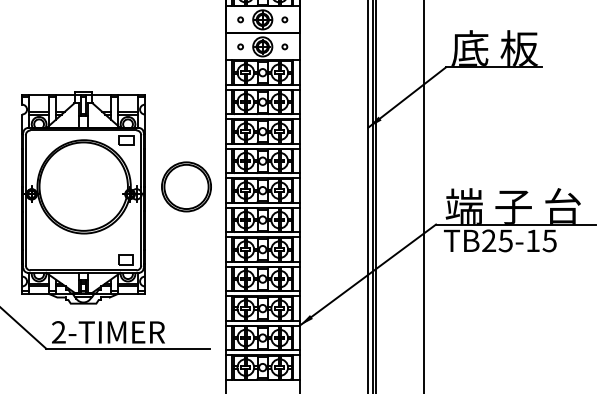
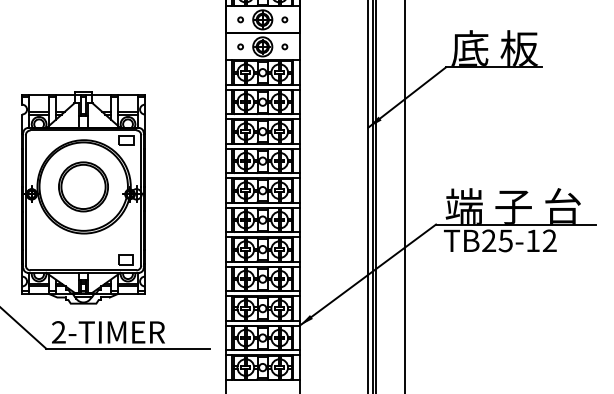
part position: (186, 186) -> (83, 186) (83, 186)
line position: (424, 196) -> (405, 196) (405, 196)
text: TB25-15 -> TB25-12 (549, 240)
